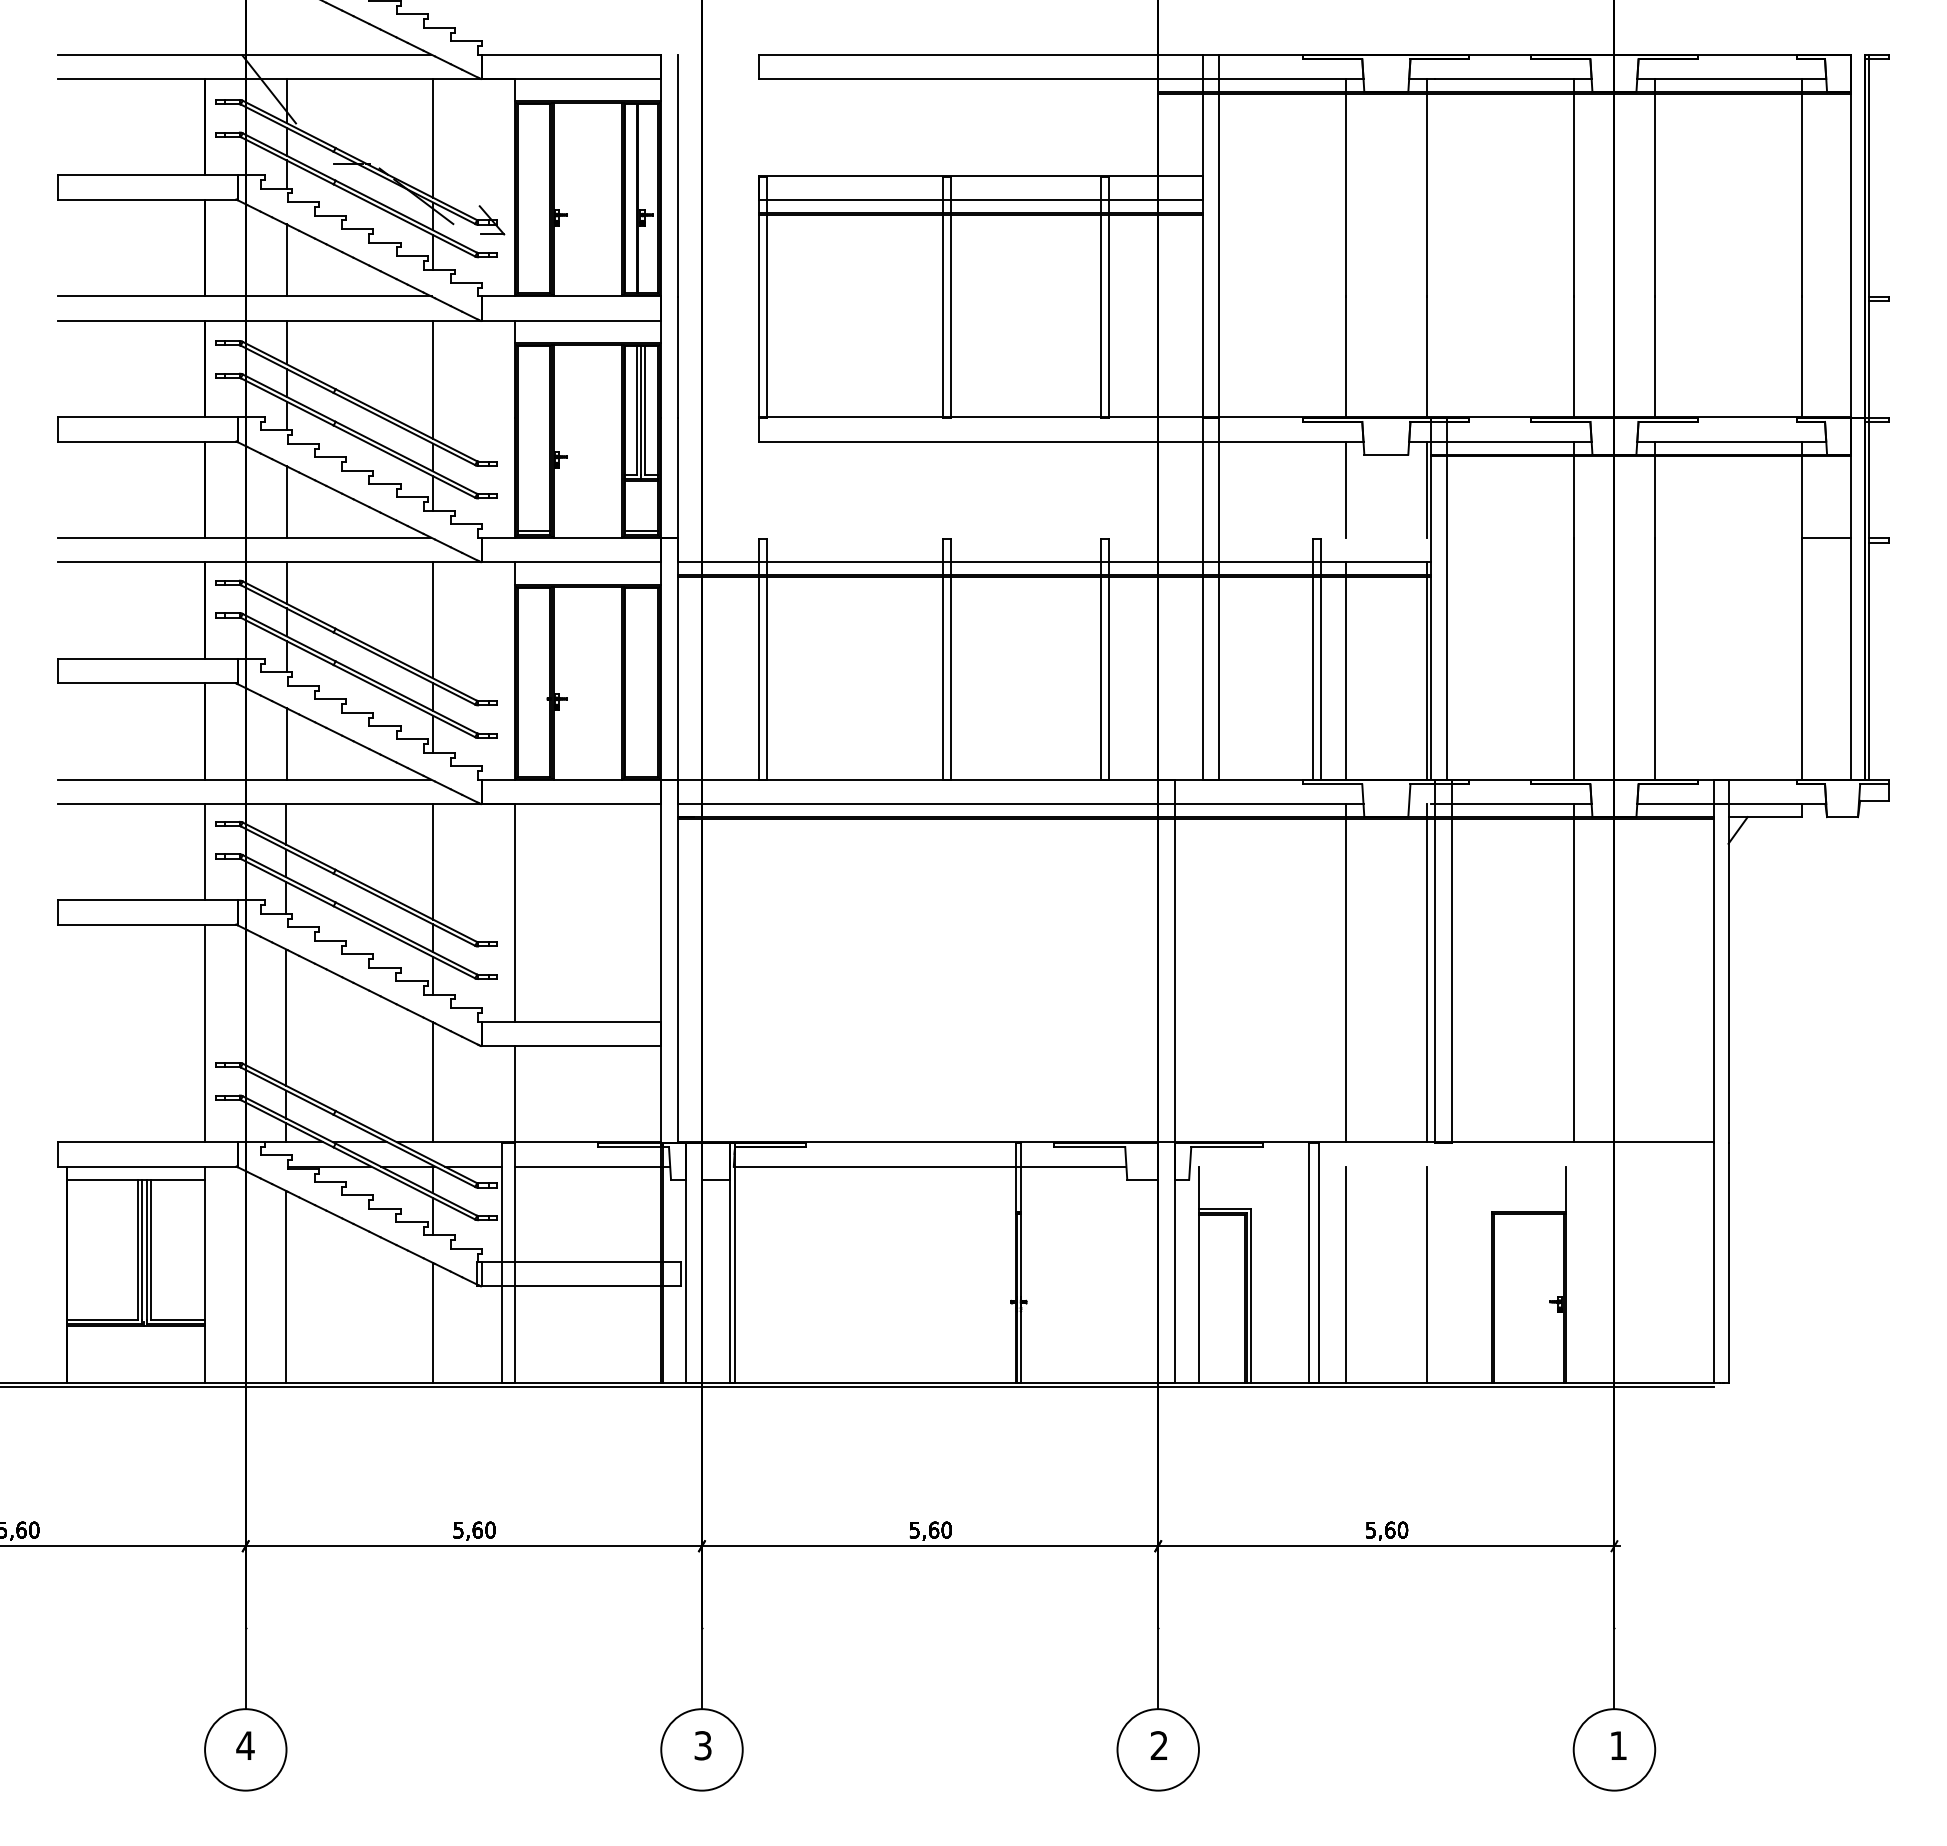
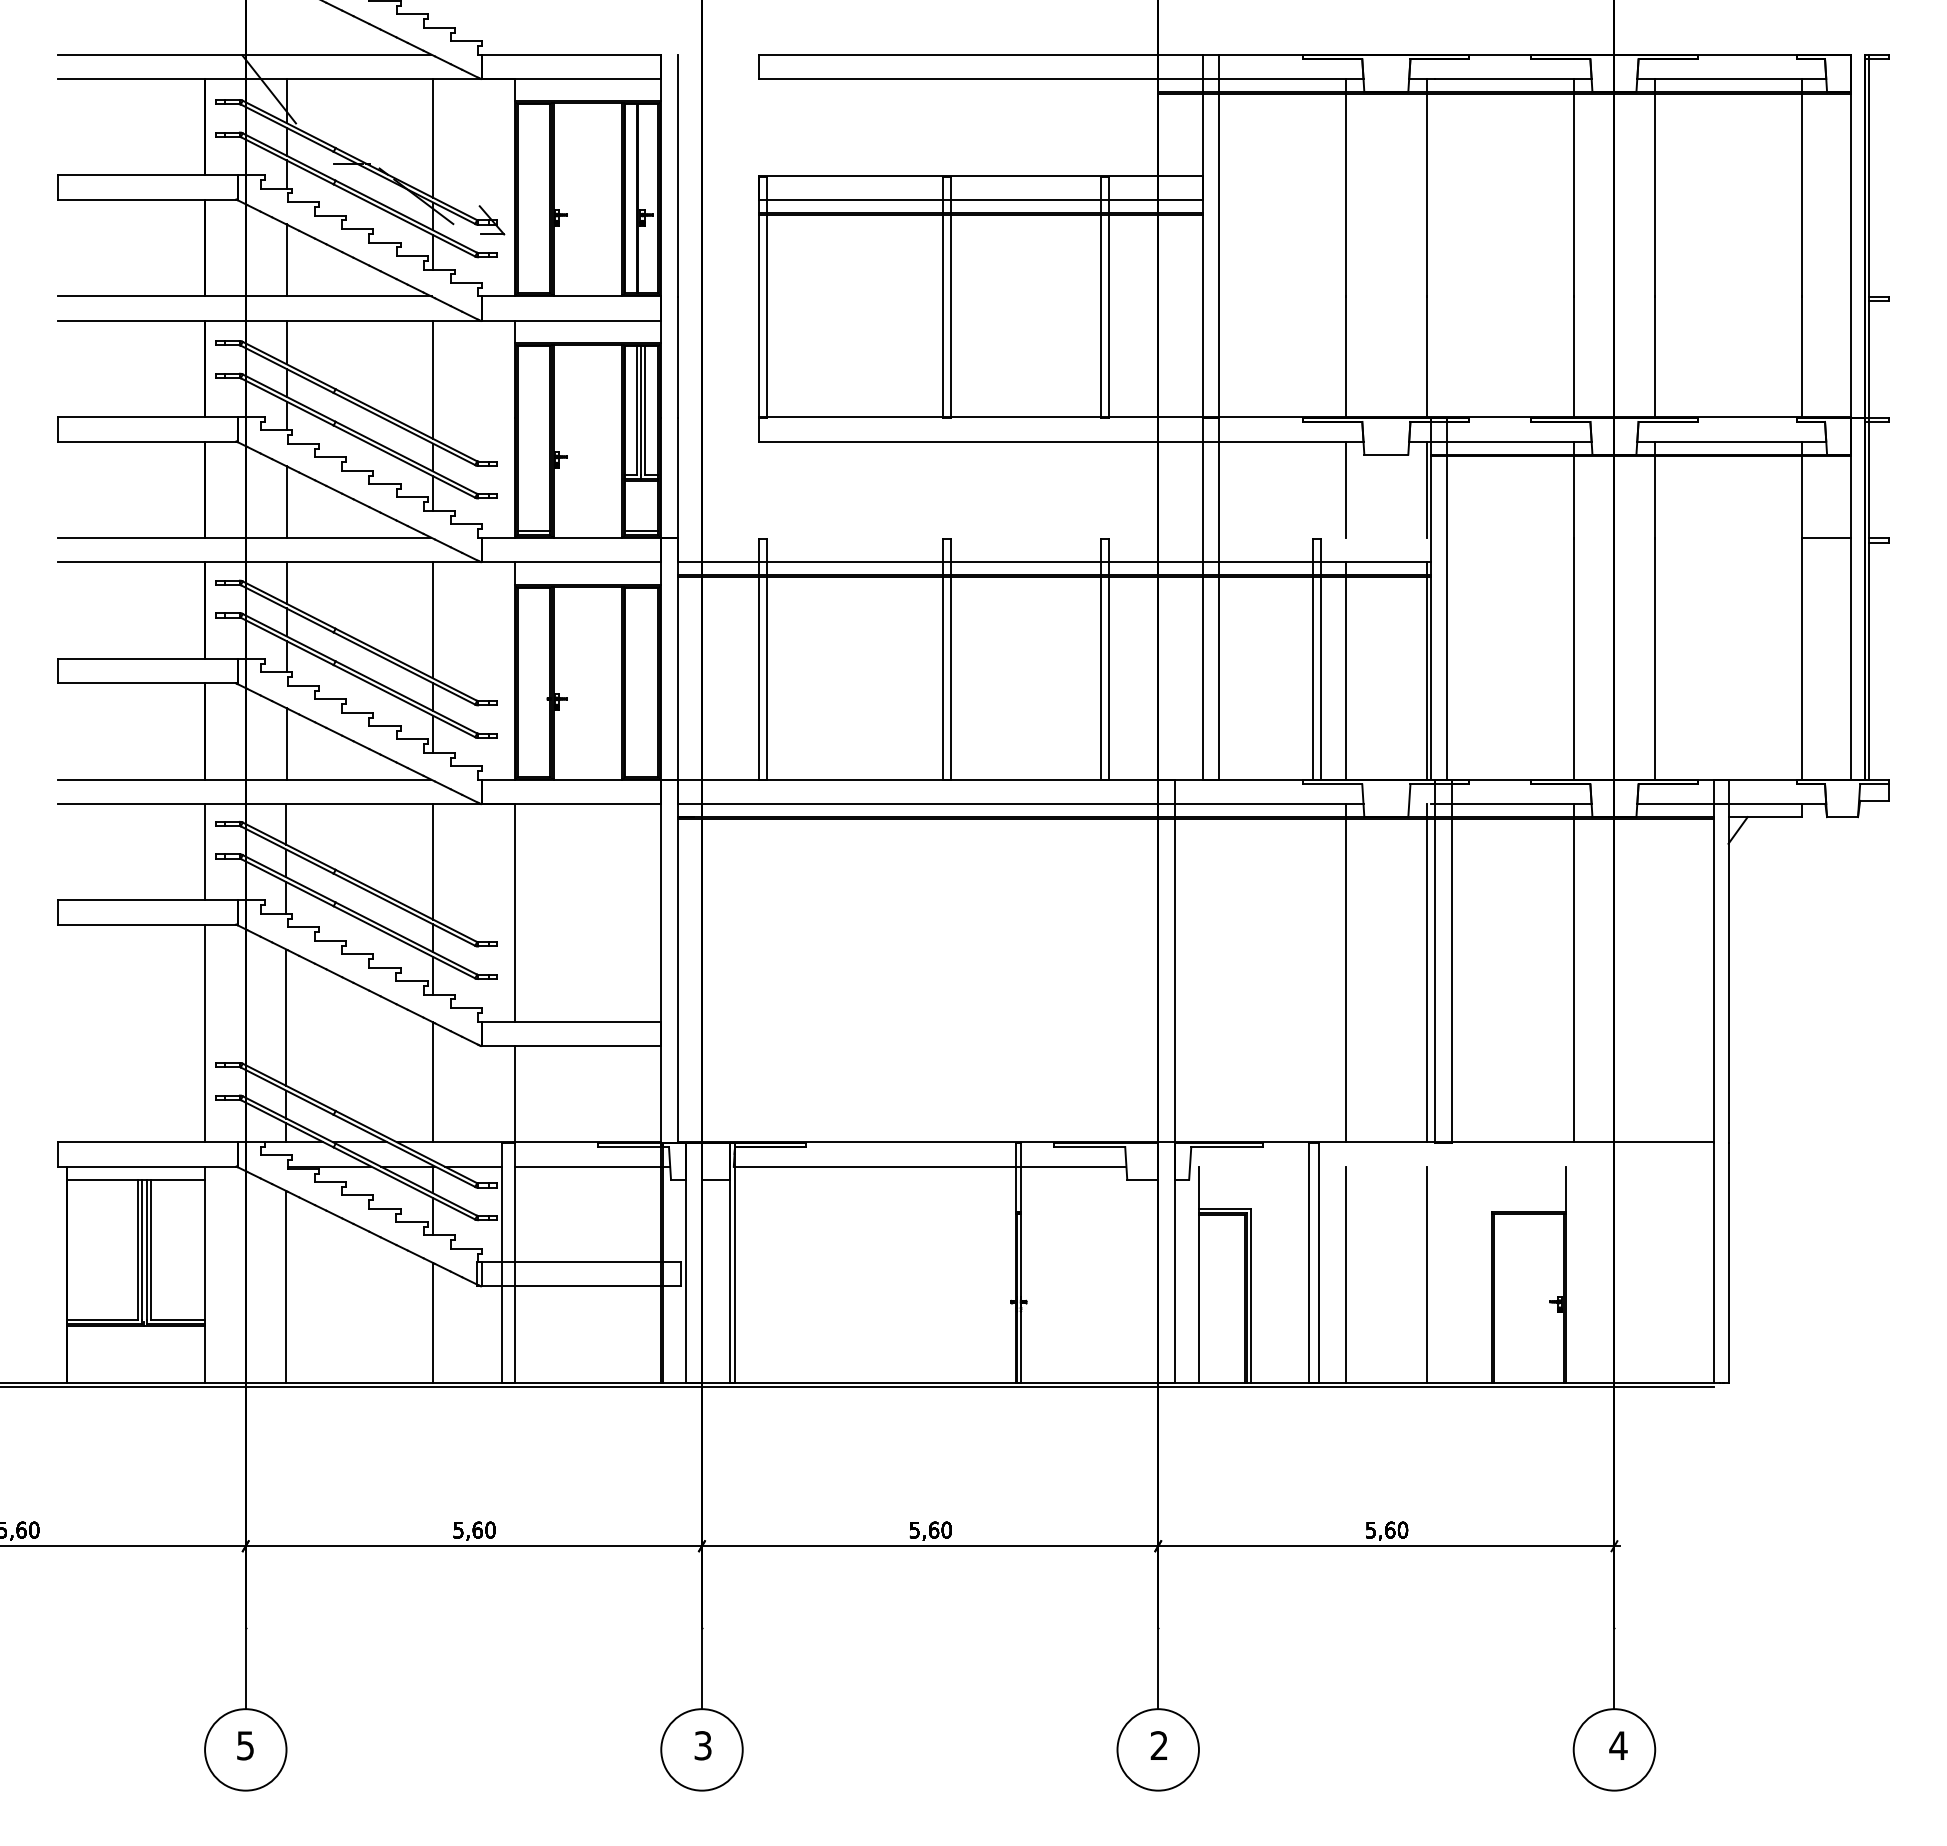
text: 4 -> 5 (245, 1745)
text: 1 -> 4 (1618, 1745)
